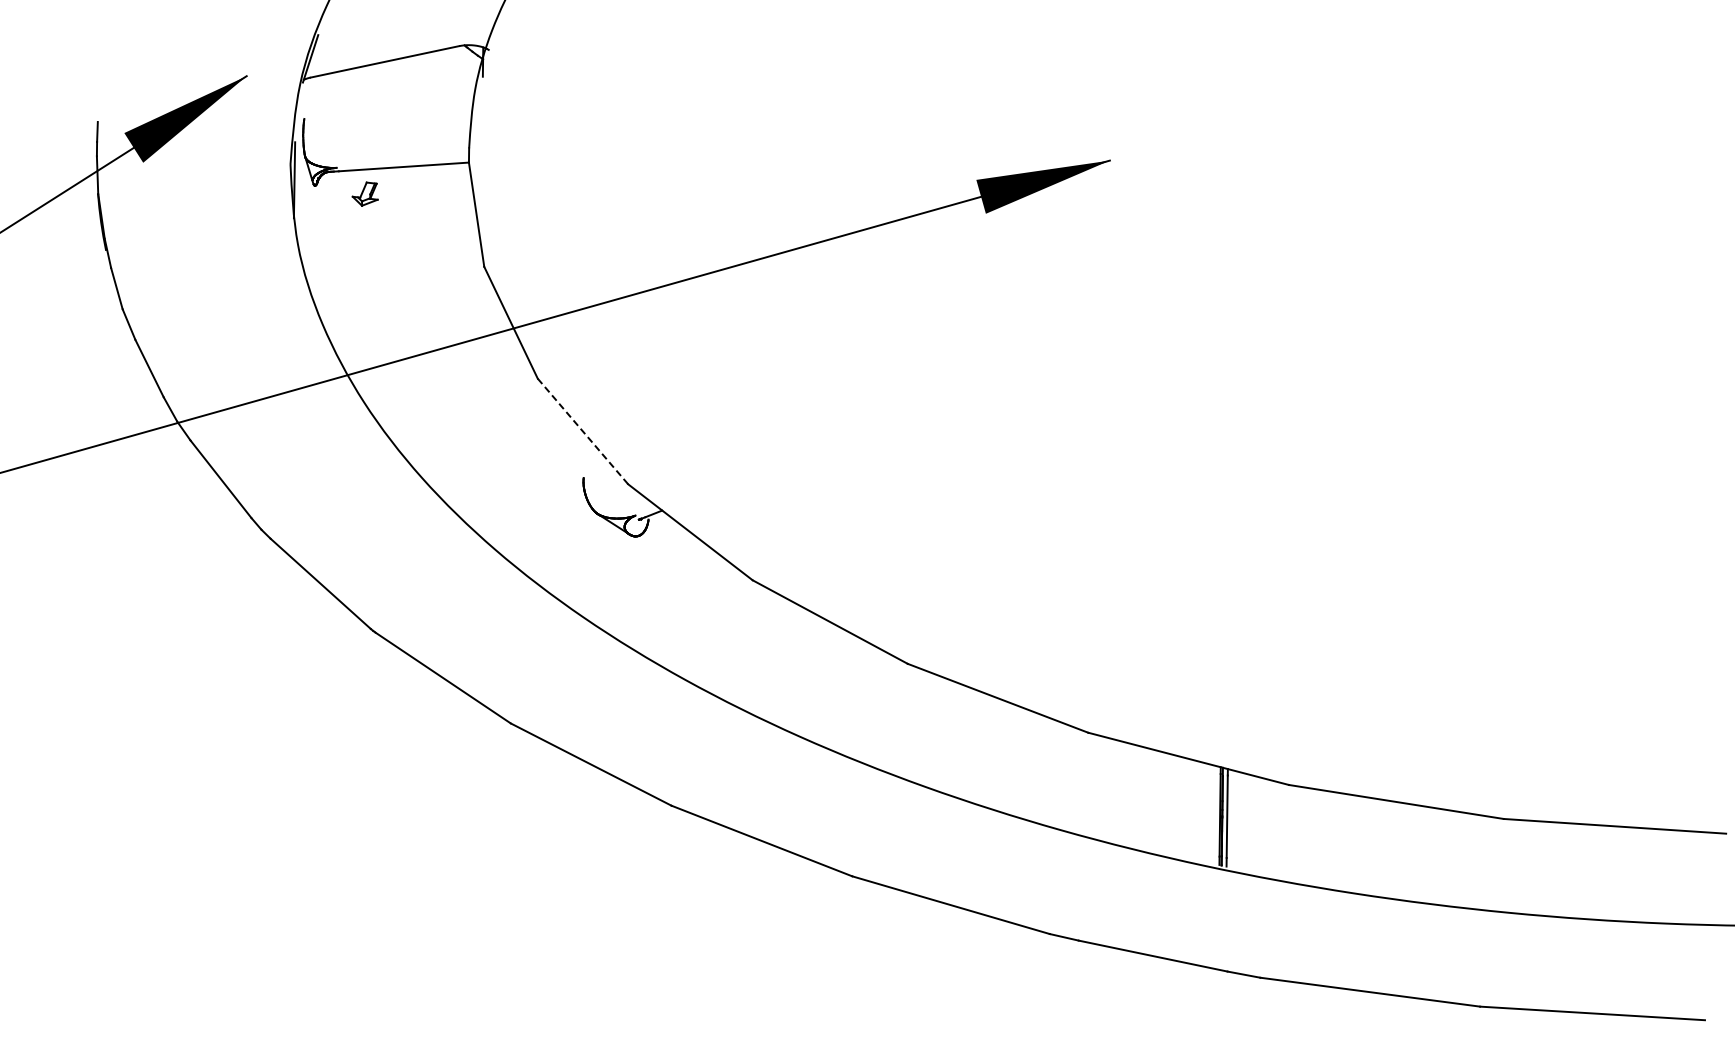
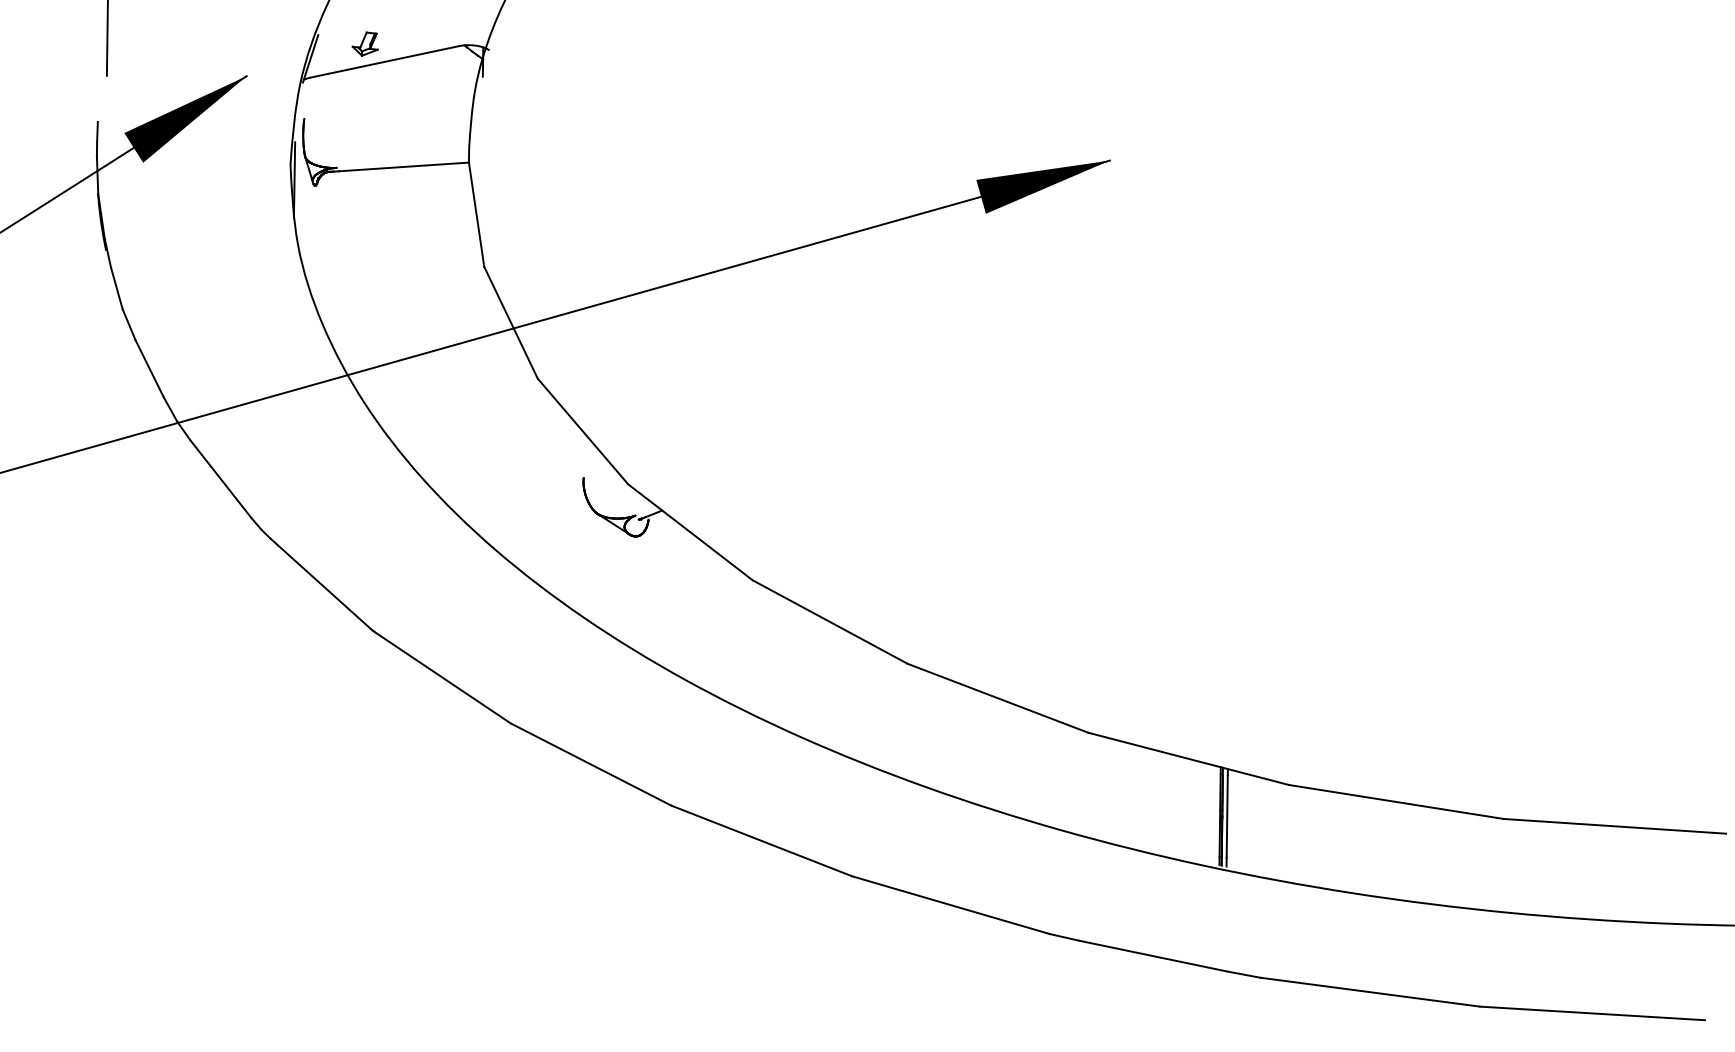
line: none -> present (106, 38)
part position: (364, 193) -> (364, 43) (364, 43)
line: dashed -> solid (582, 431)
